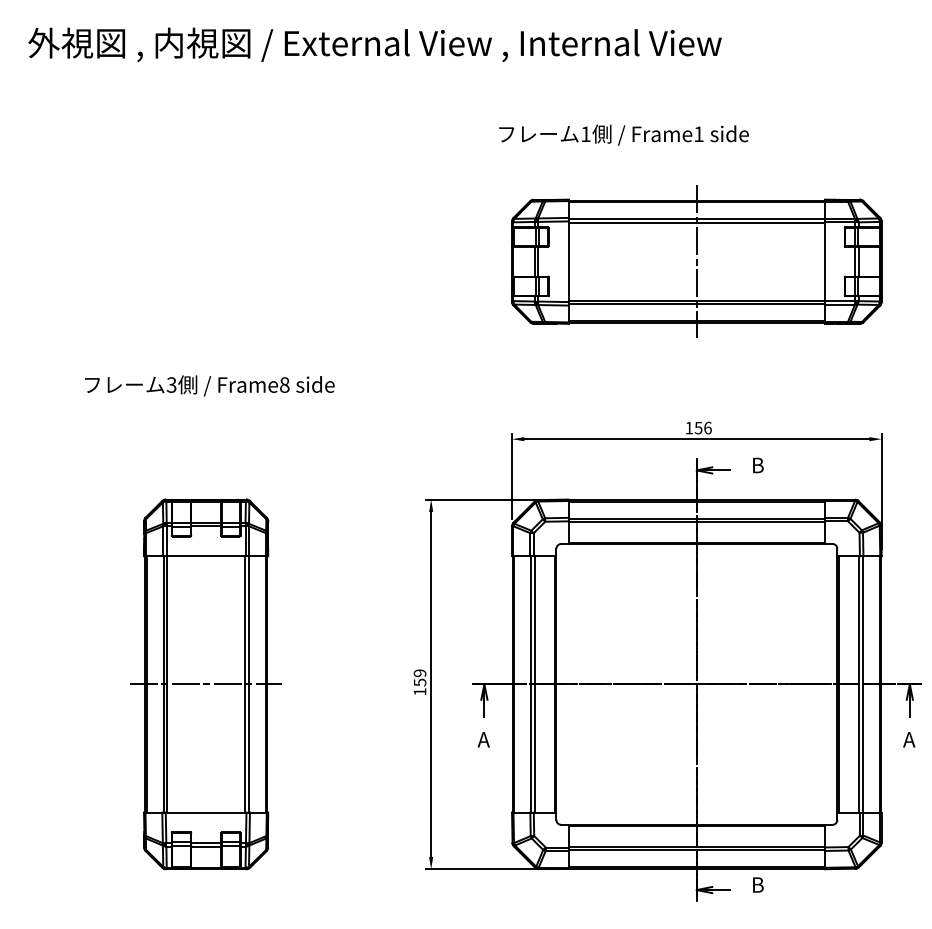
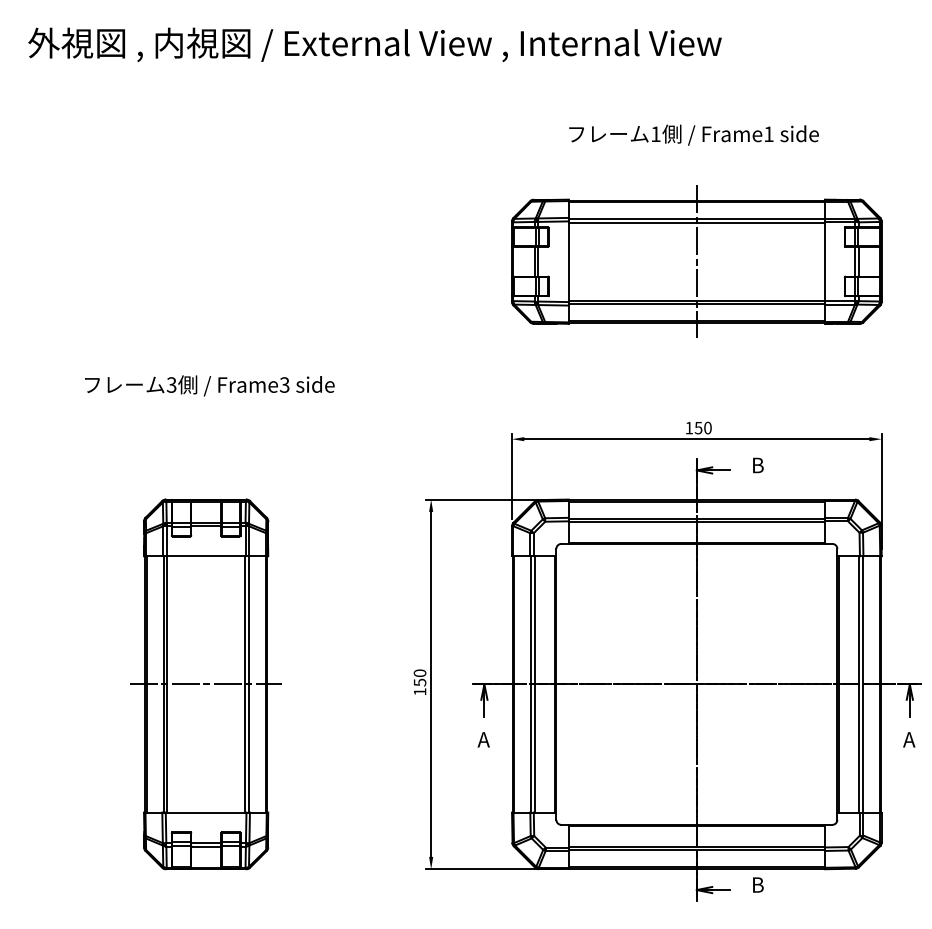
text position: (623, 134) -> (693, 134) (693, 134)
text: Frame8 -> Frame3 (284, 384)
text: 156 -> 150 (707, 427)
text: 159 -> 150 (420, 673)
